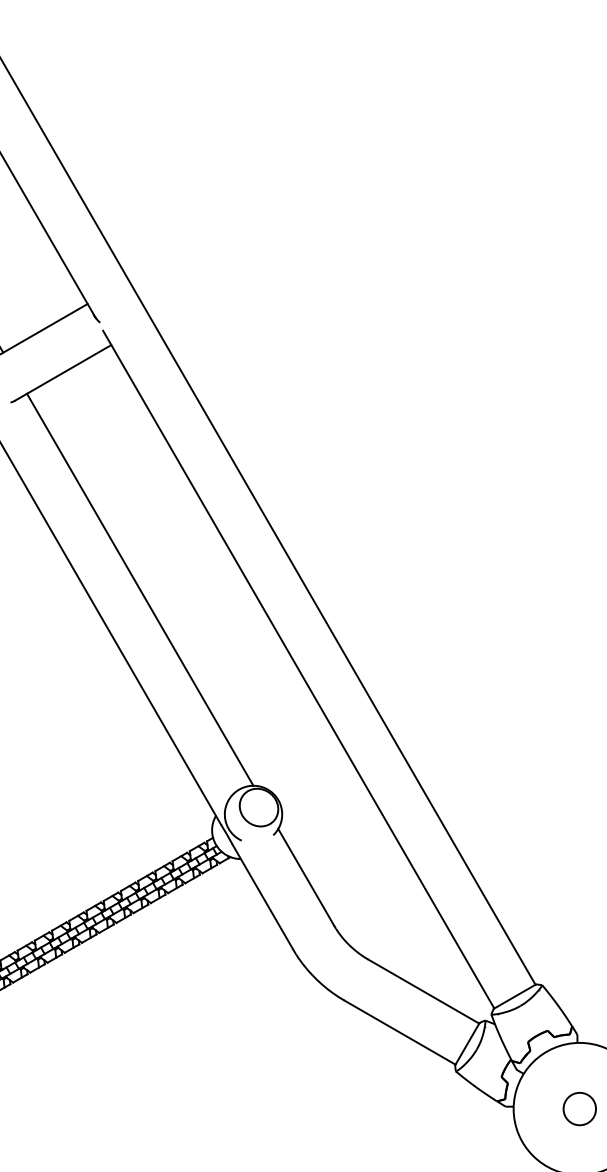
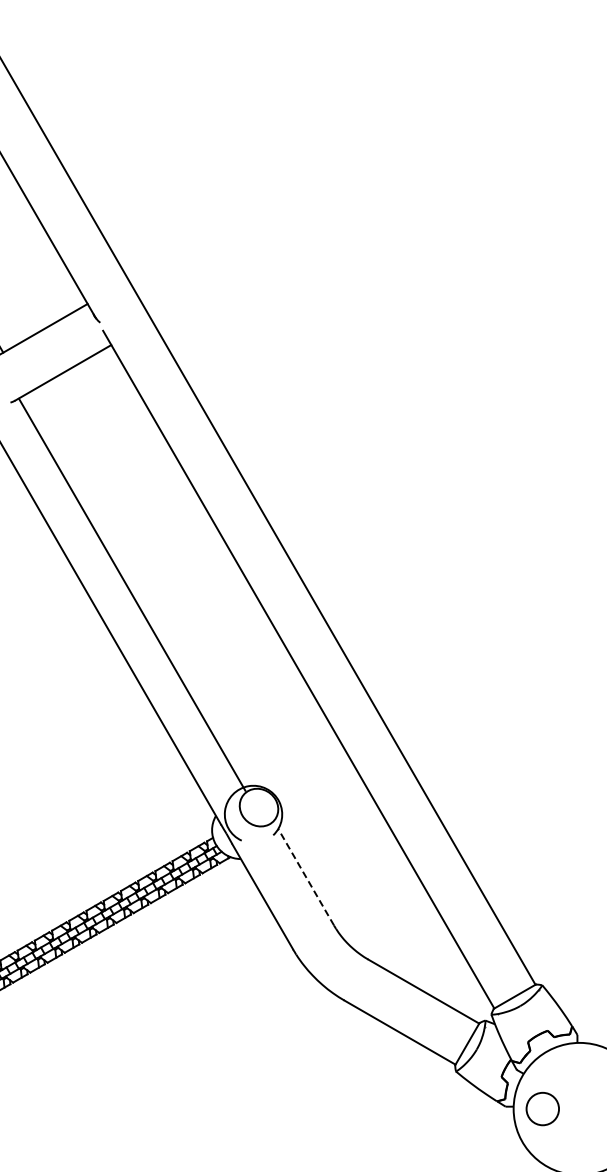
line position: (140, 589) -> (132, 594) (132, 594)
line: solid -> dashed (306, 877)
circle position: (579, 1108) -> (542, 1108) (542, 1108)
